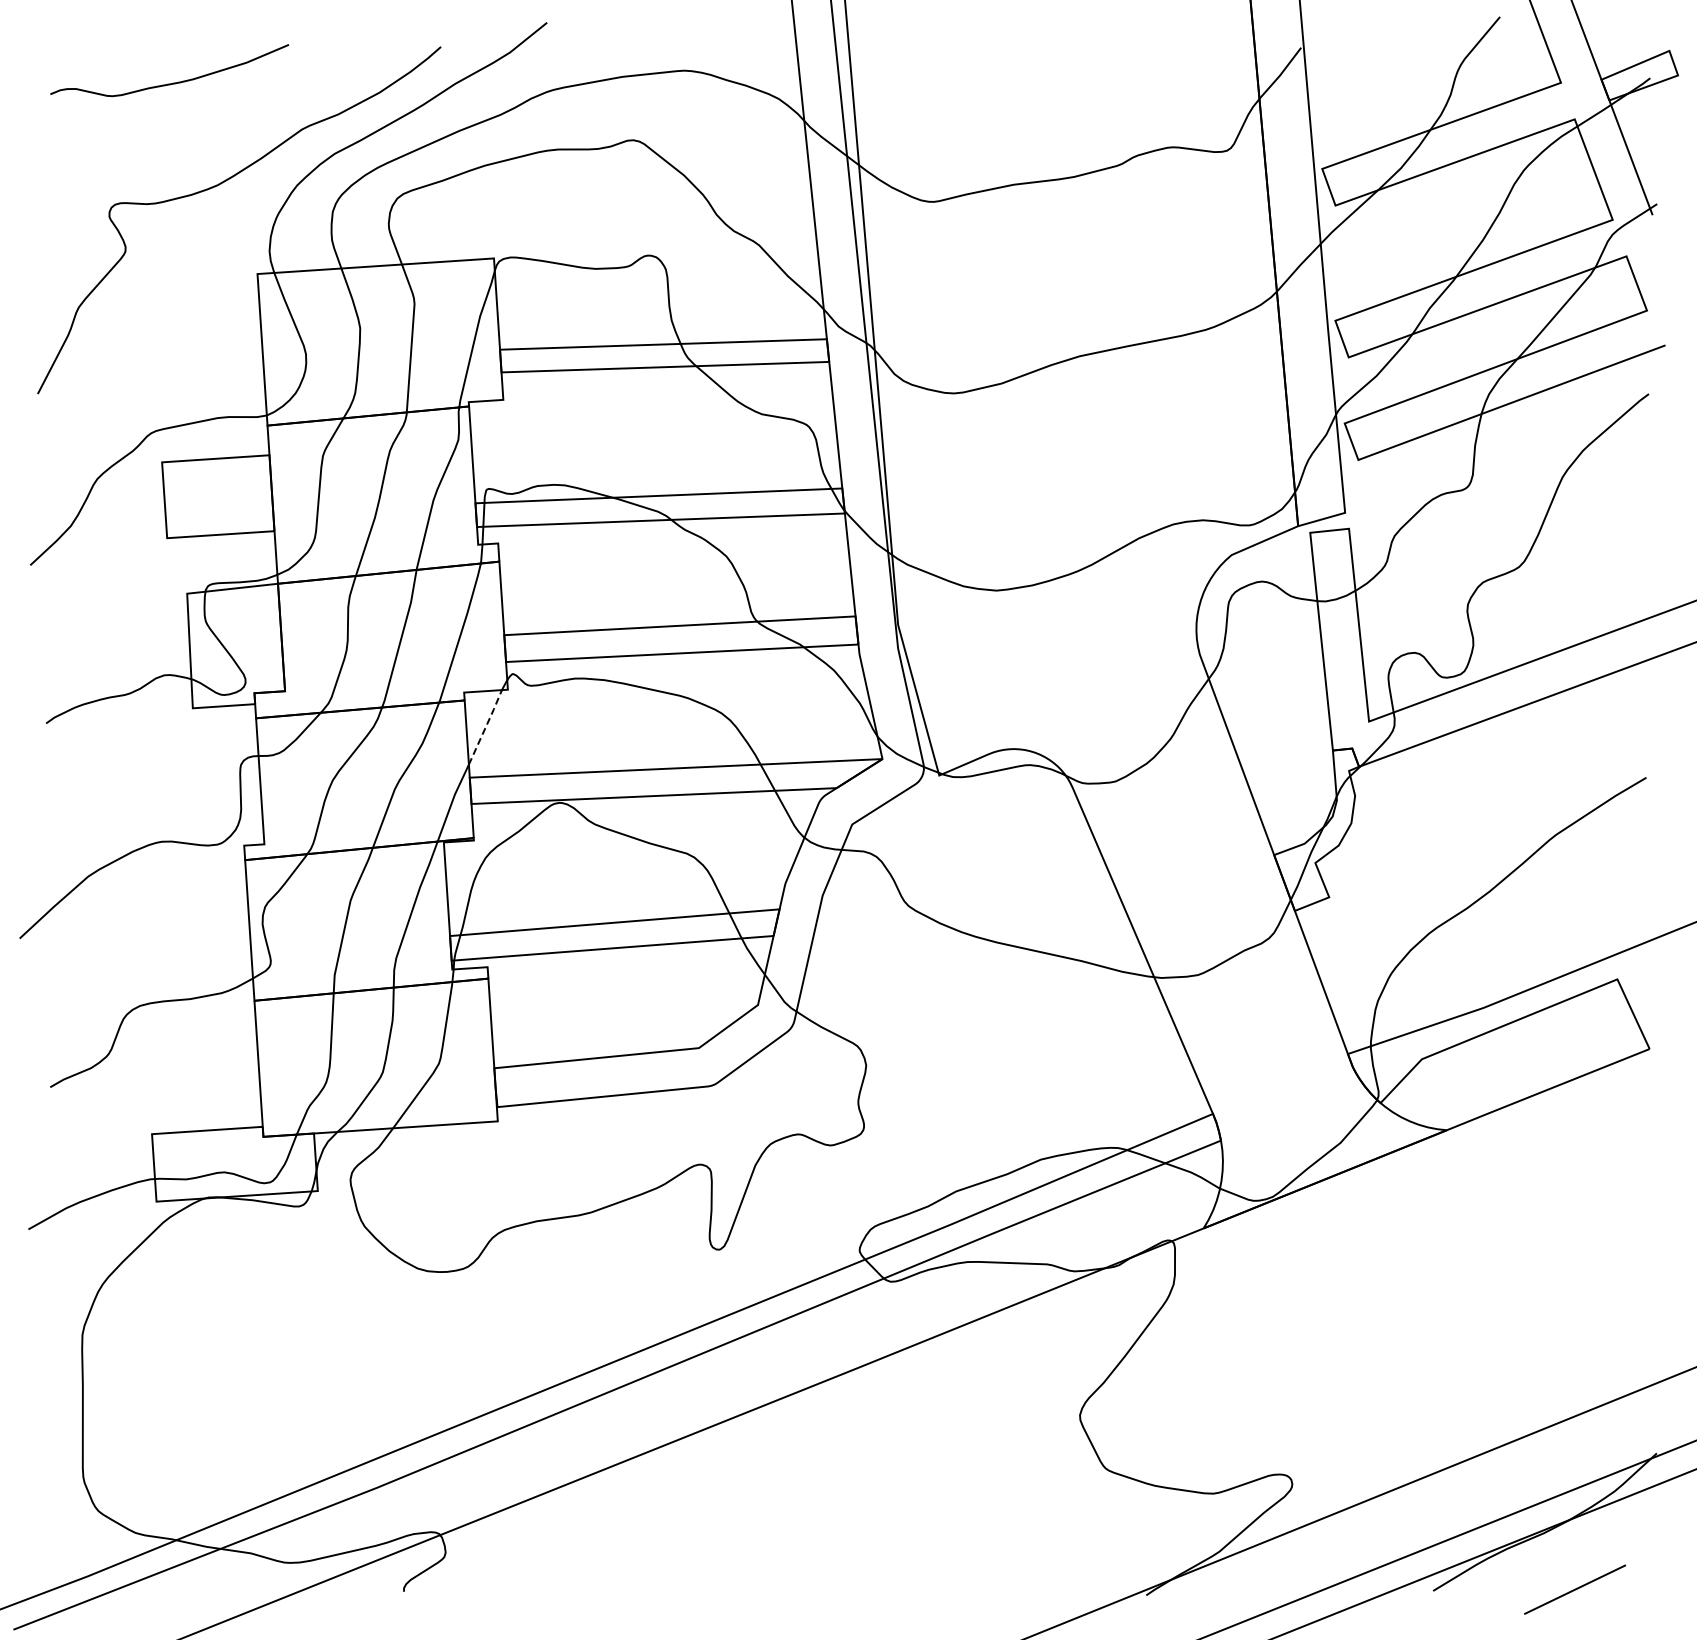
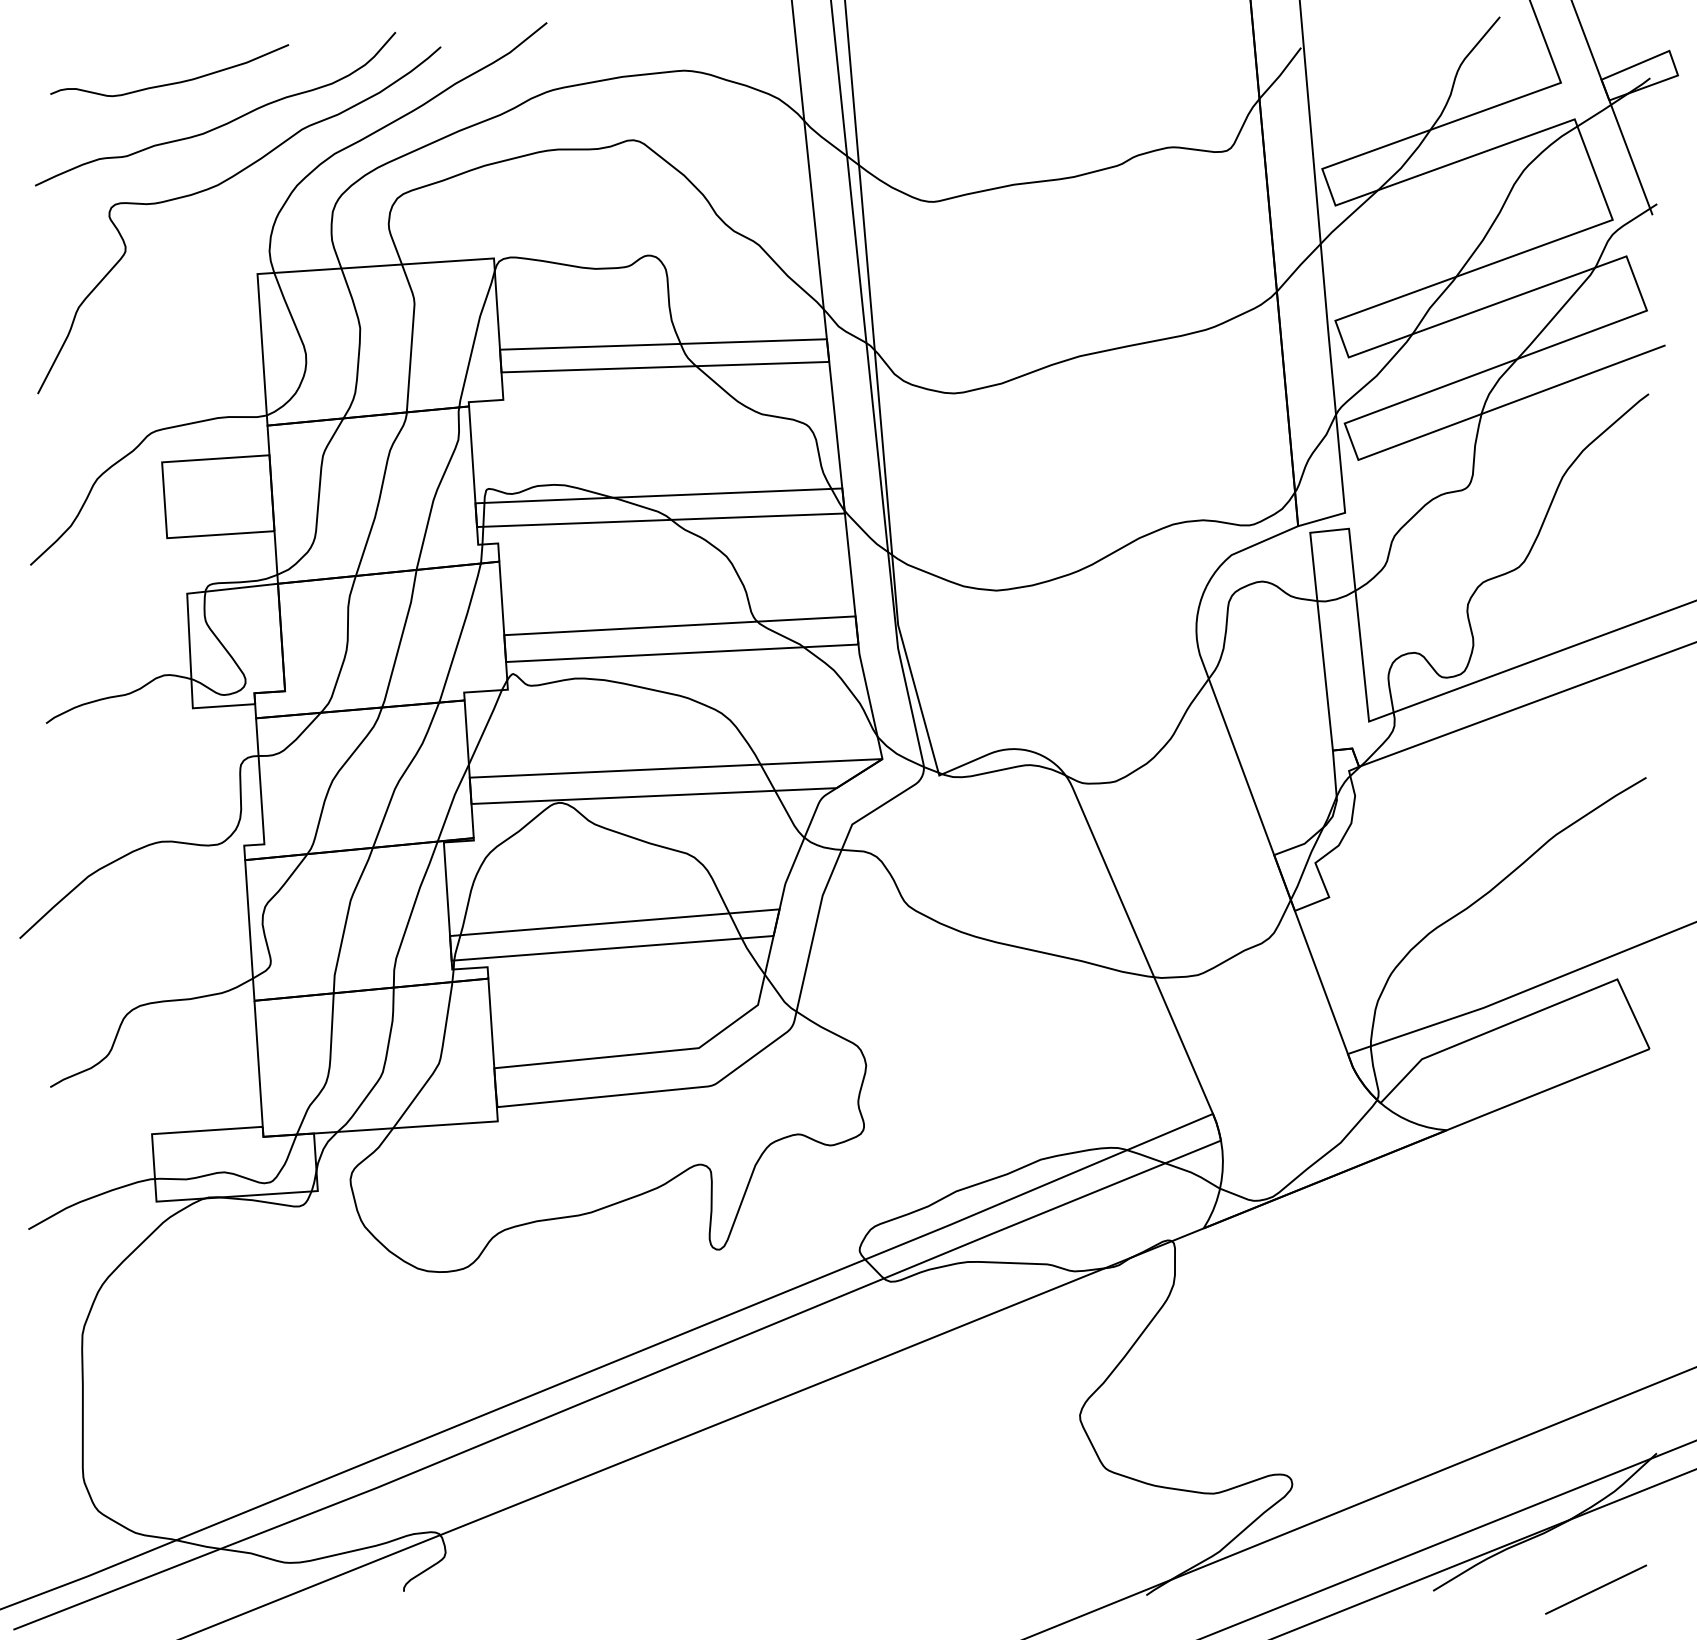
curve: none -> present (219, 125)
line: dashed -> solid (486, 726)
line position: (1575, 1589) -> (1596, 1589) (1596, 1589)
